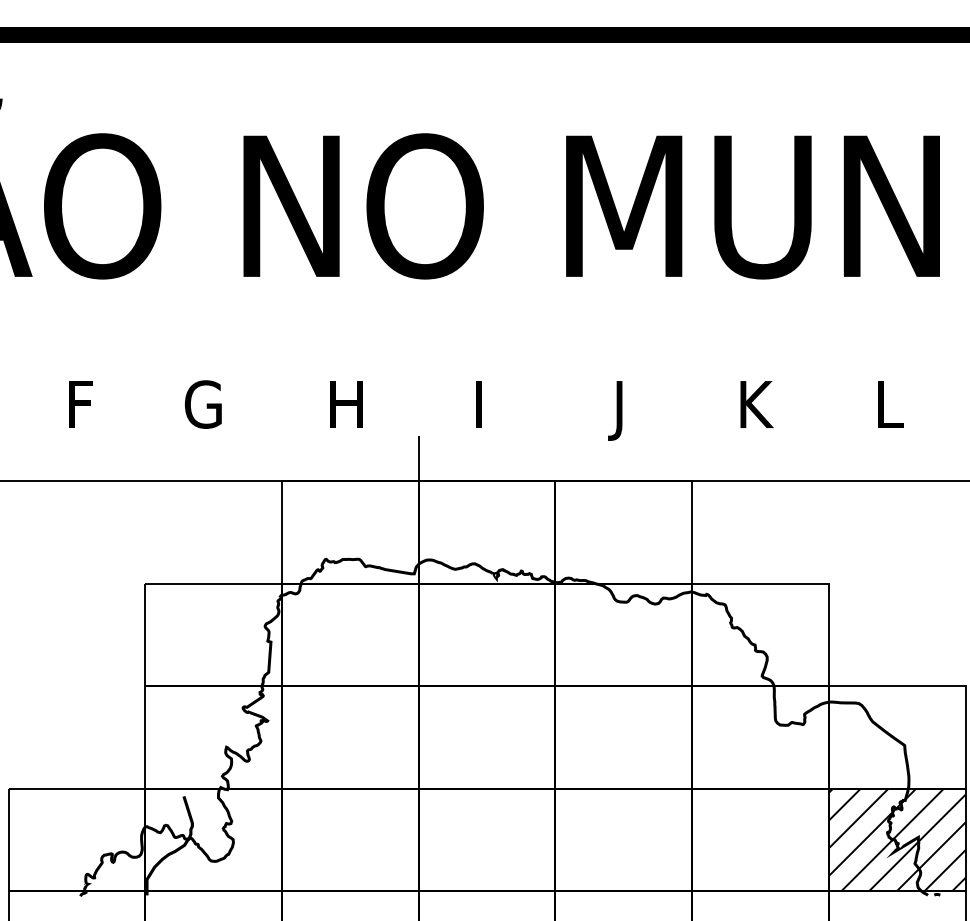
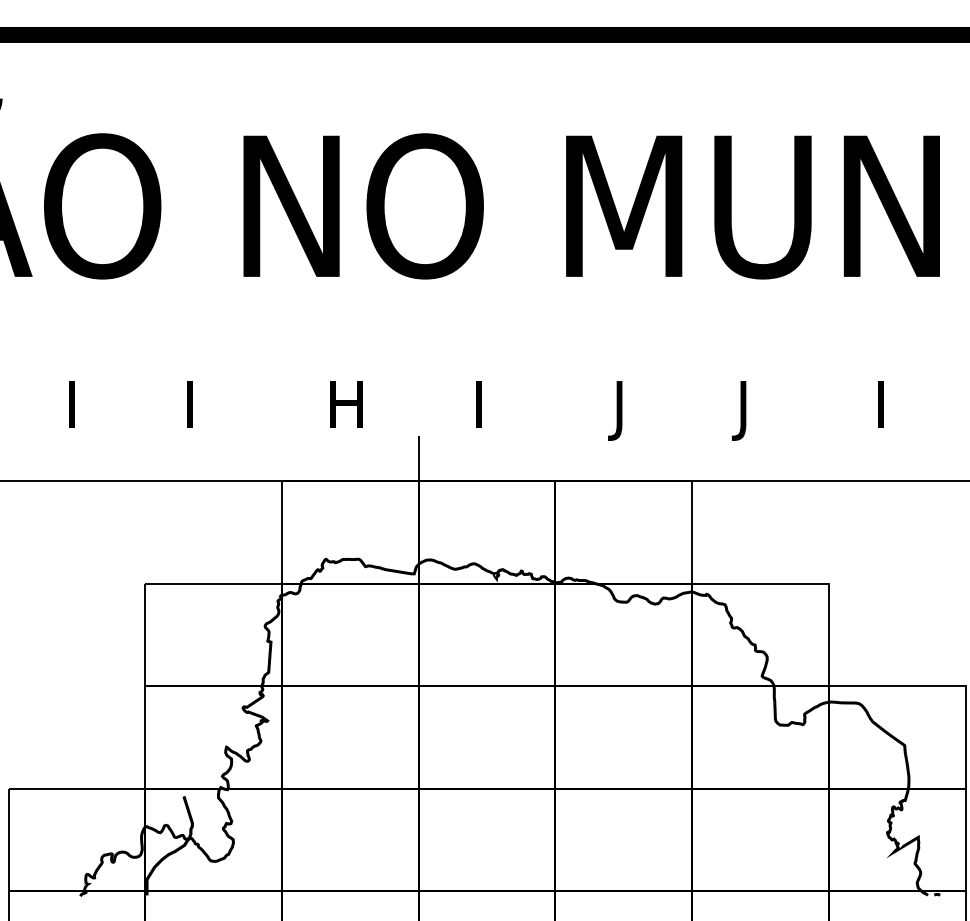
text: F -> I (83, 393)
text: G -> I (202, 404)
text: K -> J (752, 410)
text: L -> I (893, 425)
hatch: present -> none (896, 839)
